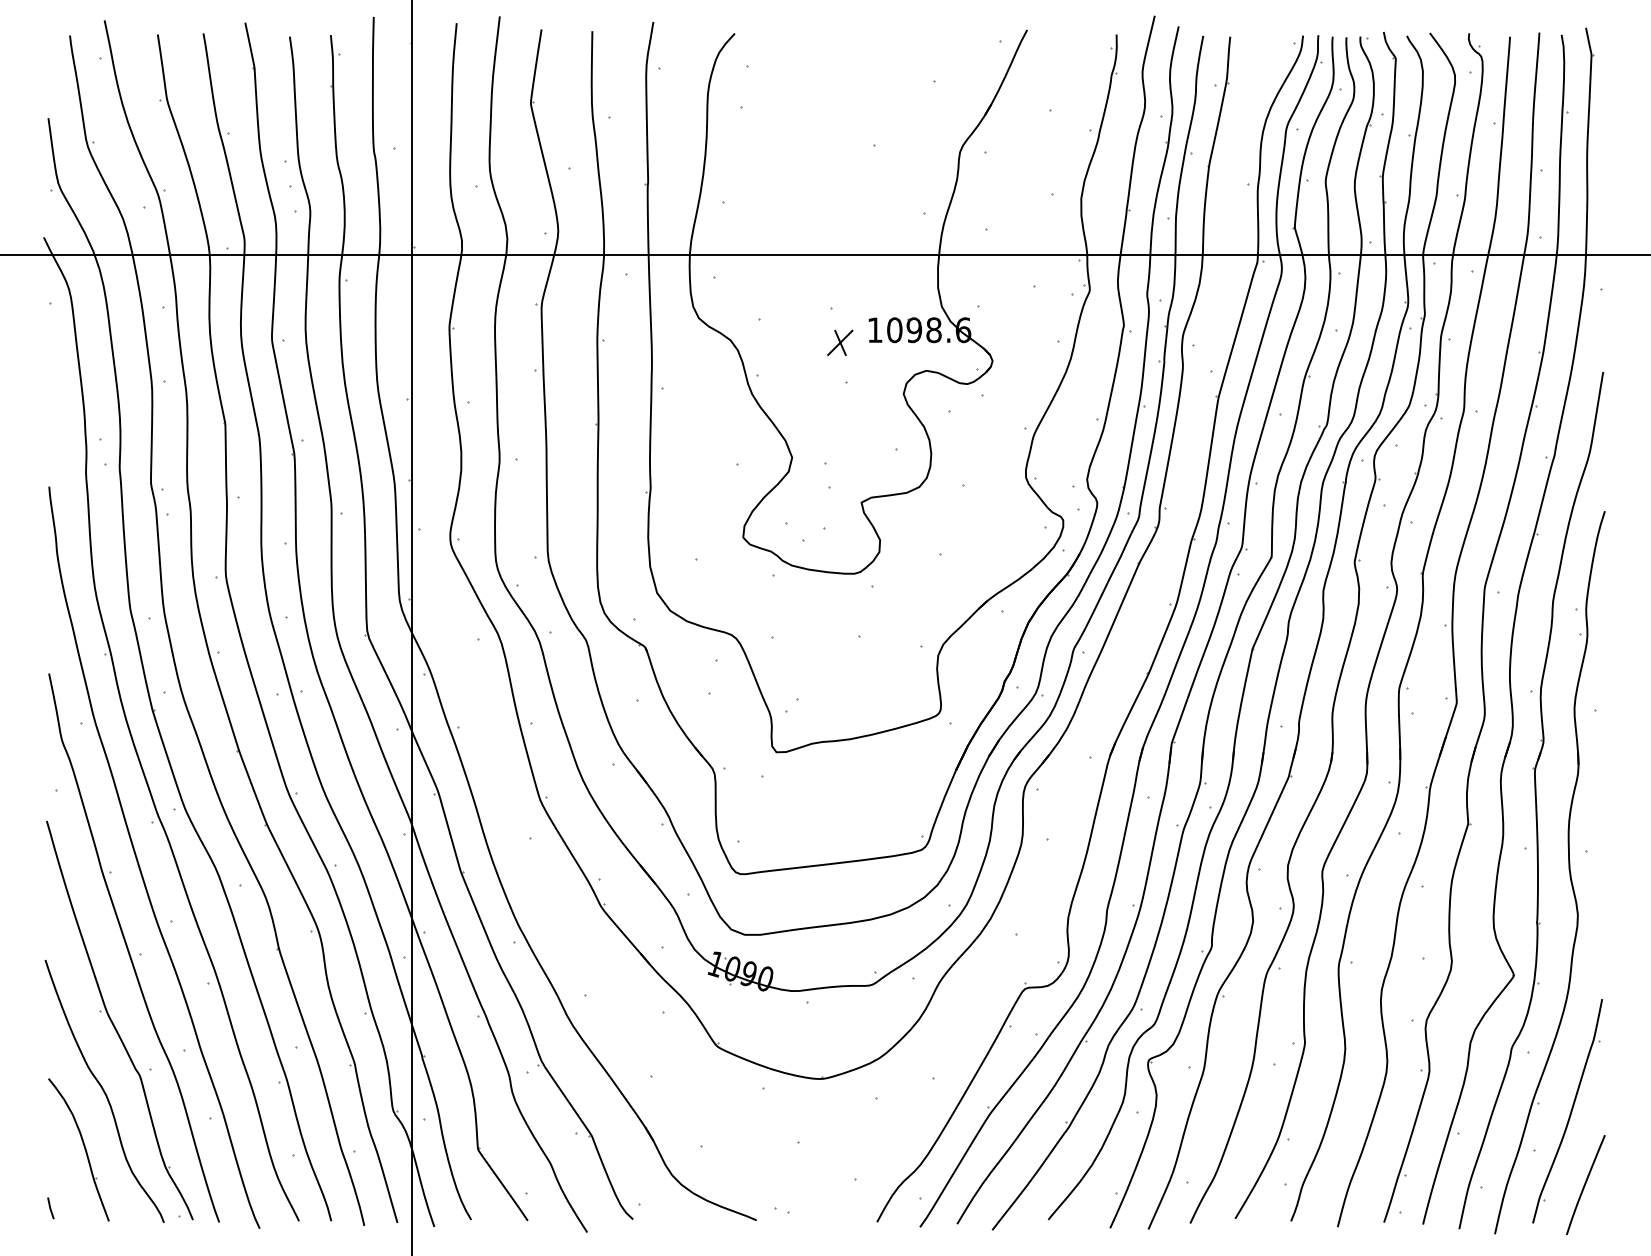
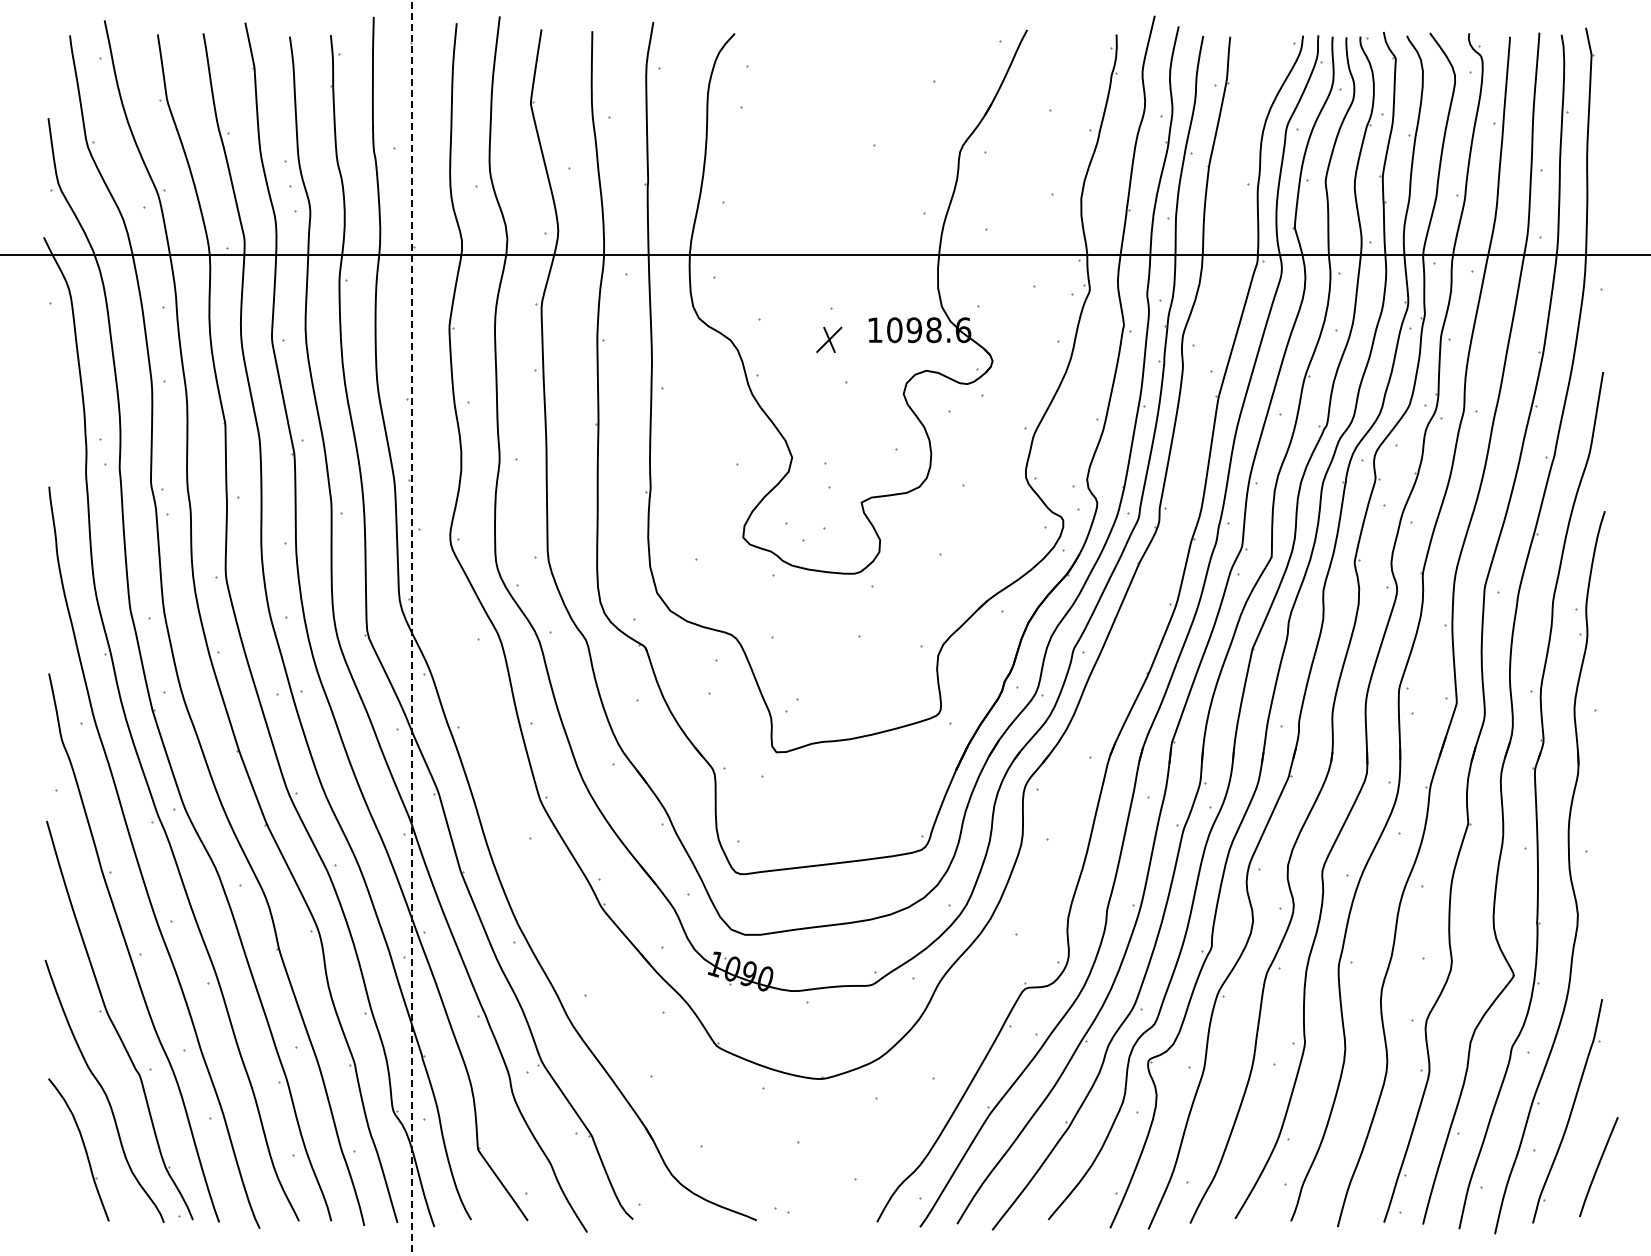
part position: (840, 342) -> (829, 339) (829, 339)
line: solid -> dashed (412, 627)
curve position: (1585, 1185) -> (1598, 1167) (1598, 1167)
line: present -> none (50, 1208)
